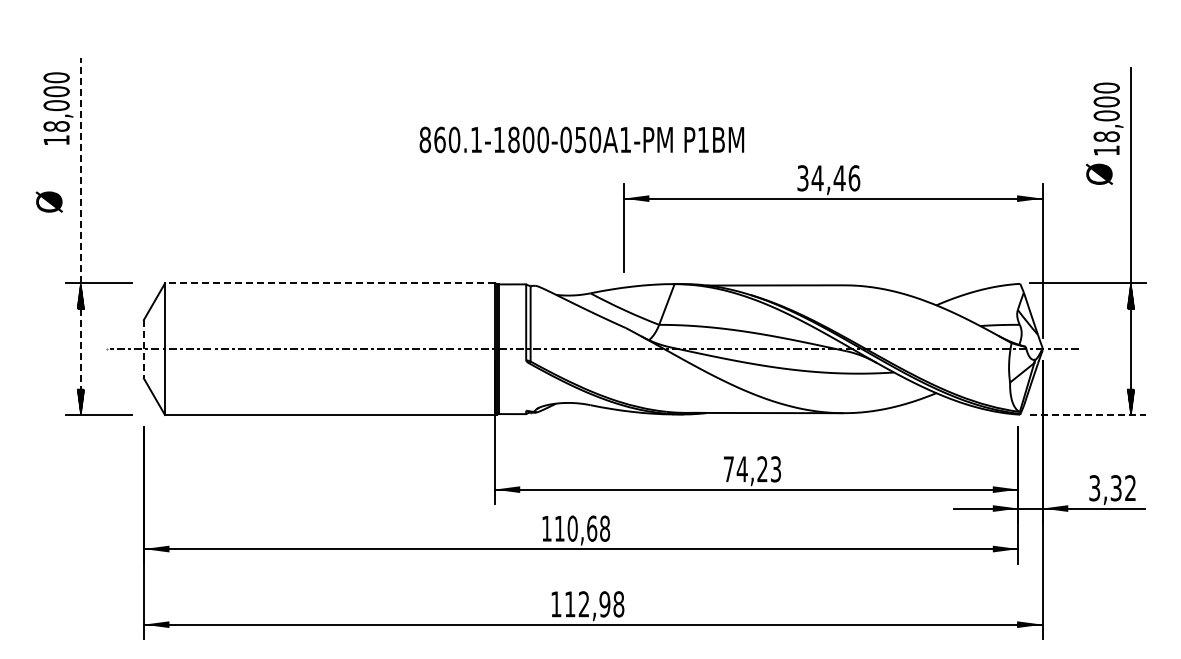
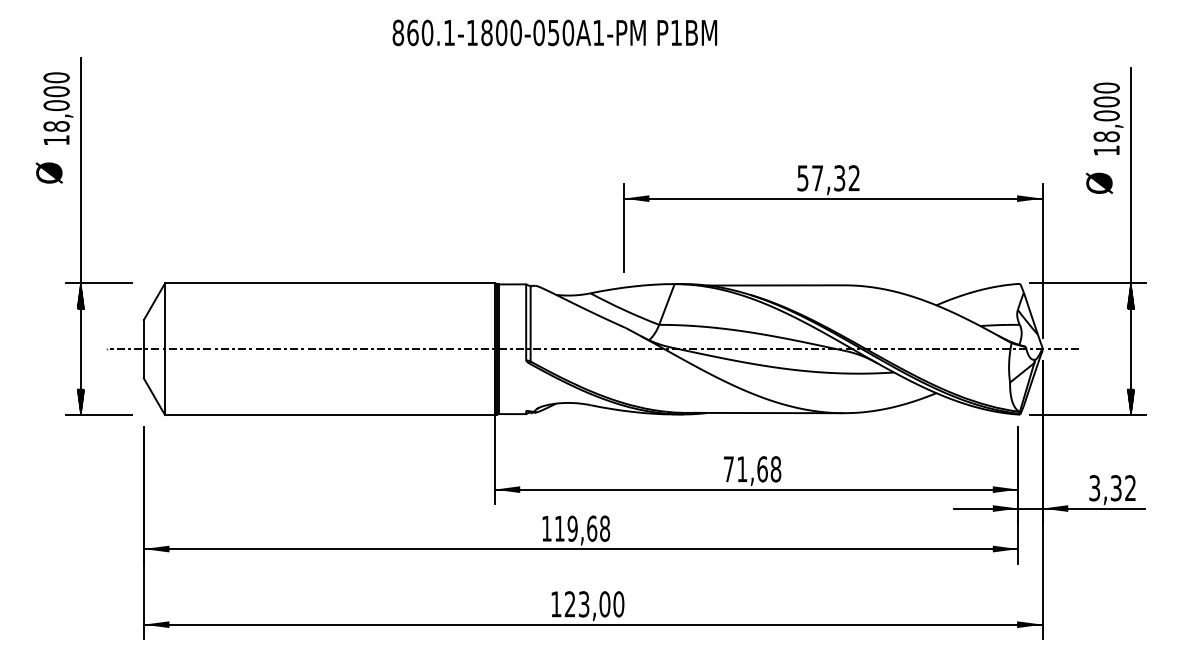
text position: (581, 139) -> (554, 32) (554, 32)
text position: (1099, 173) -> (1099, 182) (1099, 182)
text: 34,46 -> 57,32 (829, 178)
text position: (48, 201) -> (48, 172) (48, 172)
line: dashed -> solid (80, 236)
line: dashed -> solid (329, 283)
line: dashed -> solid (143, 349)
line: dashed -> solid (1087, 415)
text: 74,23 -> 71,68 (758, 469)
text: 110,68 -> 119,68 (572, 528)
text: 112,98 -> 123,00 (594, 604)
